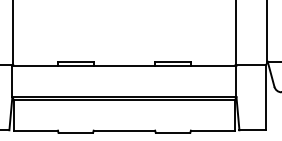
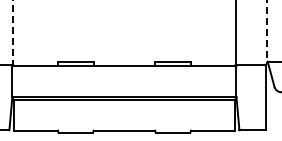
line: solid -> dashed (13, 32)
line: solid -> dashed (267, 32)
